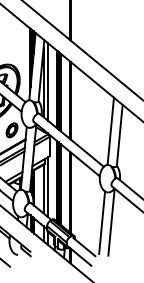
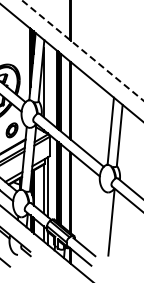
line: solid -> dashed (82, 50)
line: present -> none (47, 81)
line: present -> none (102, 222)
